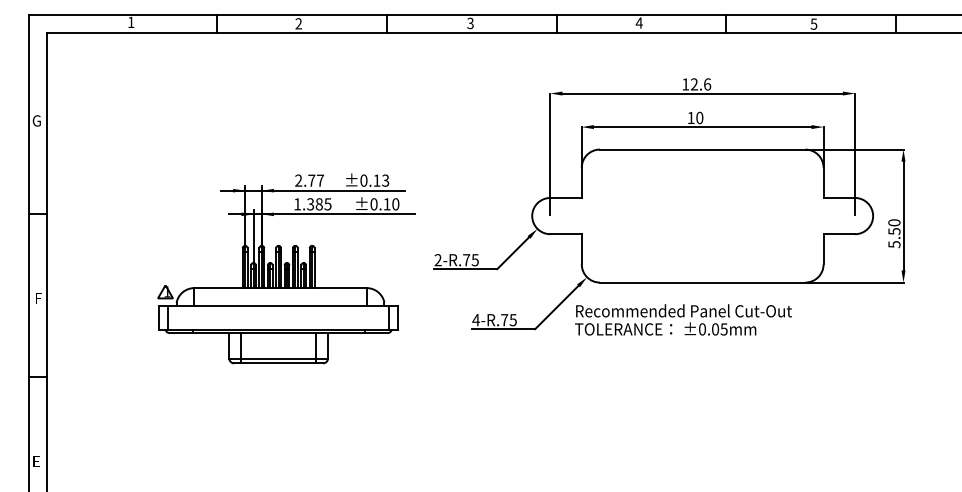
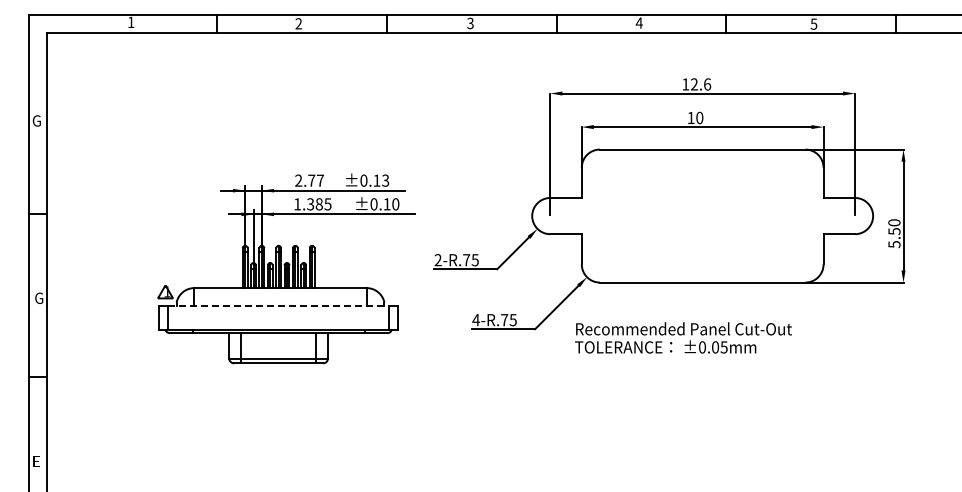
text: F -> G (39, 297)
line: solid -> dashed (279, 306)
text position: (683, 319) -> (683, 337) (683, 337)
